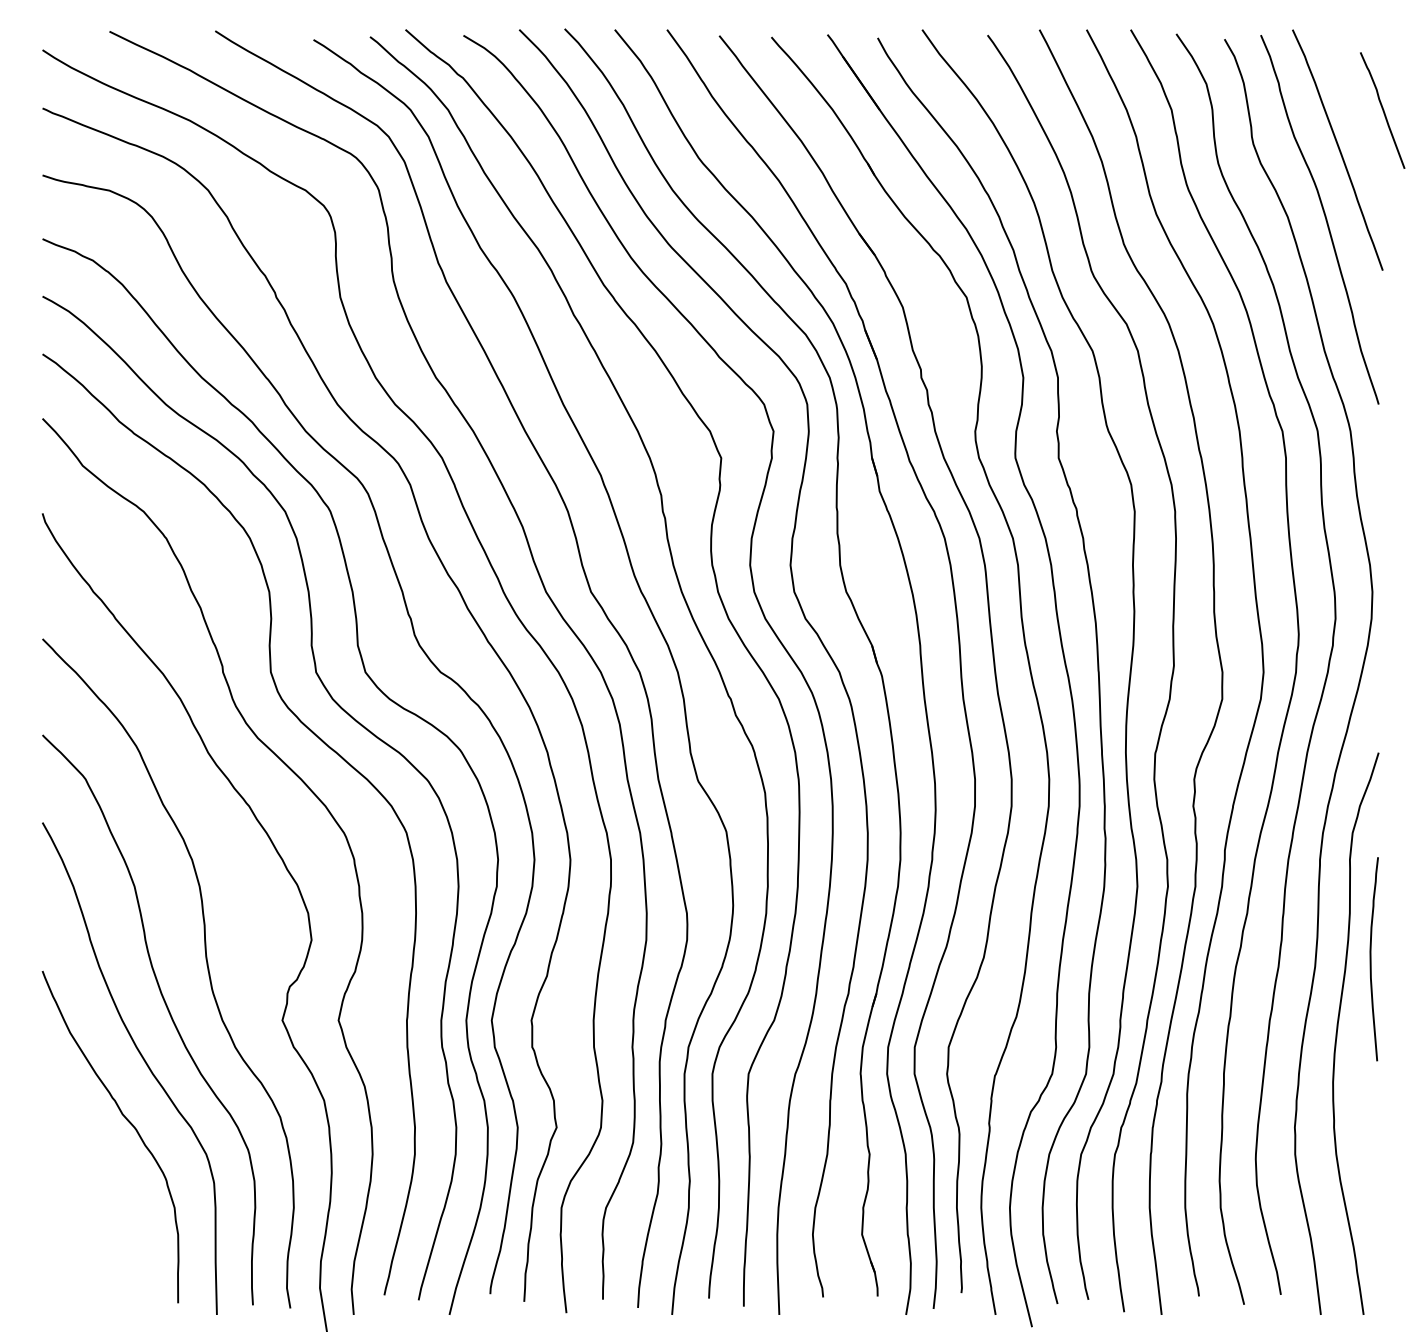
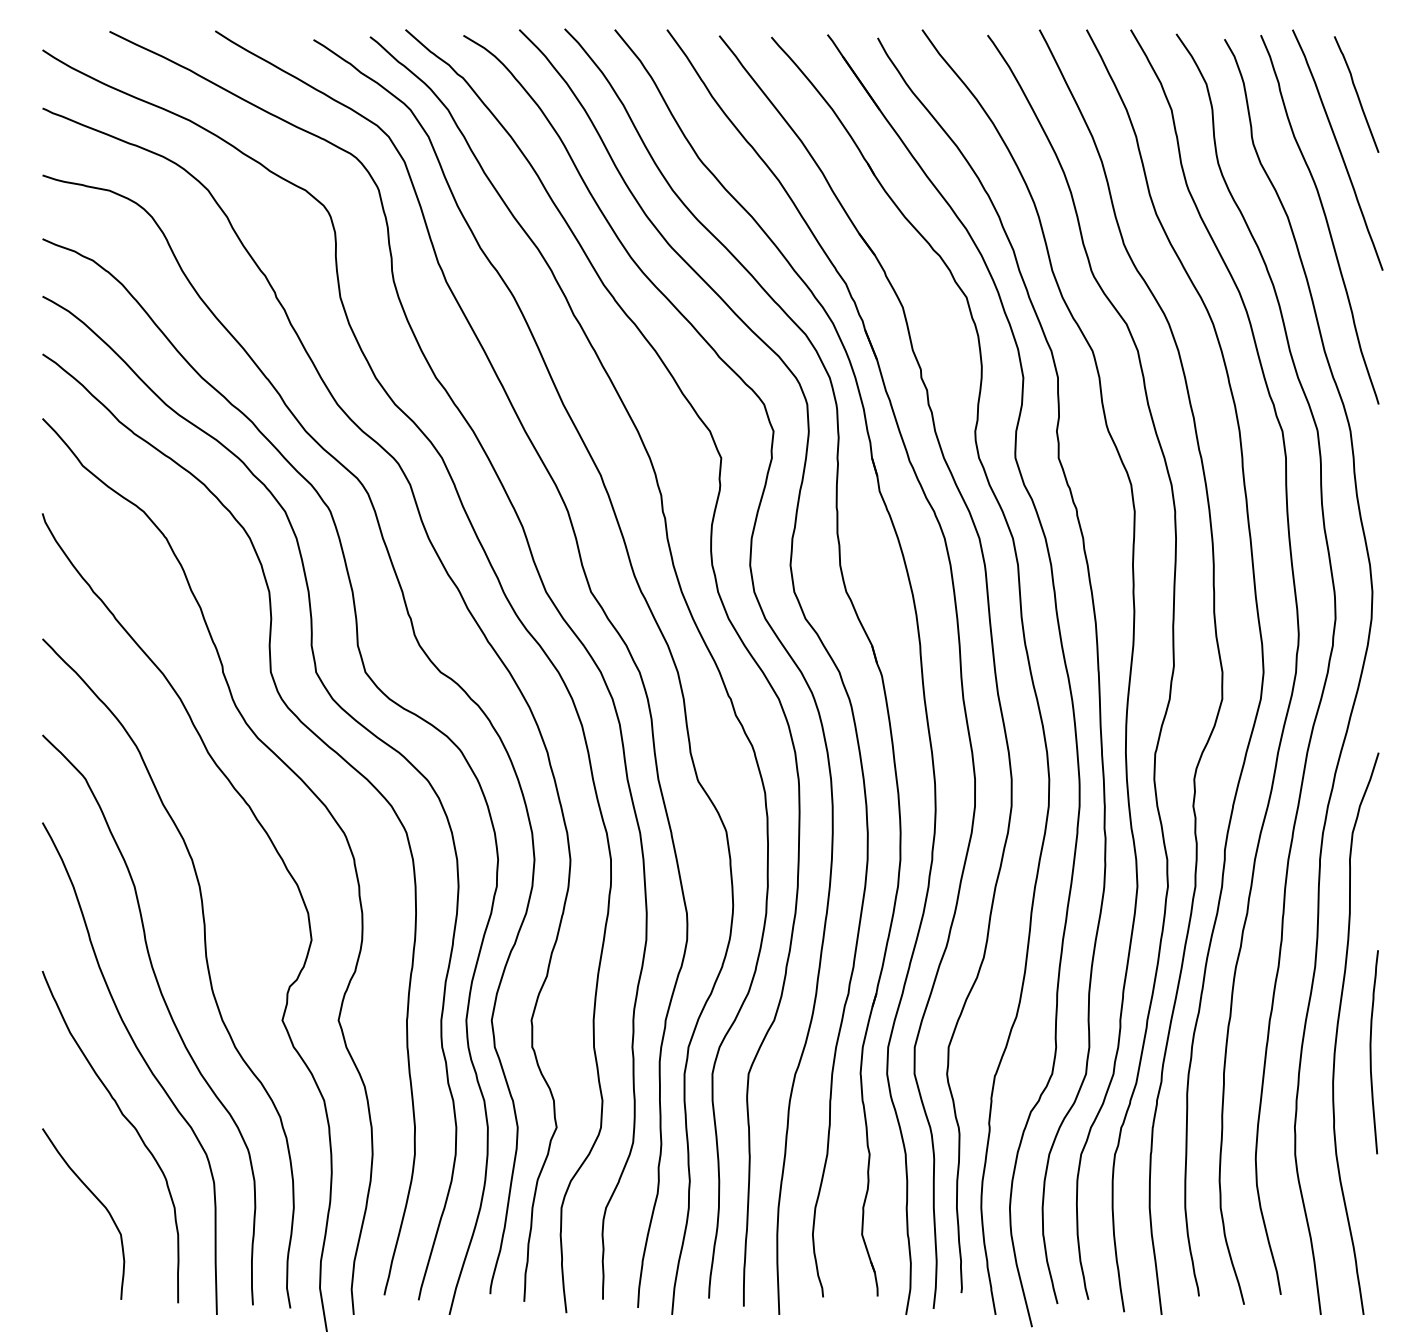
curve position: (1382, 110) -> (1356, 94) (1356, 94)
curve position: (1371, 959) -> (1371, 1052) (1371, 1052)
curve: none -> present (96, 1199)
